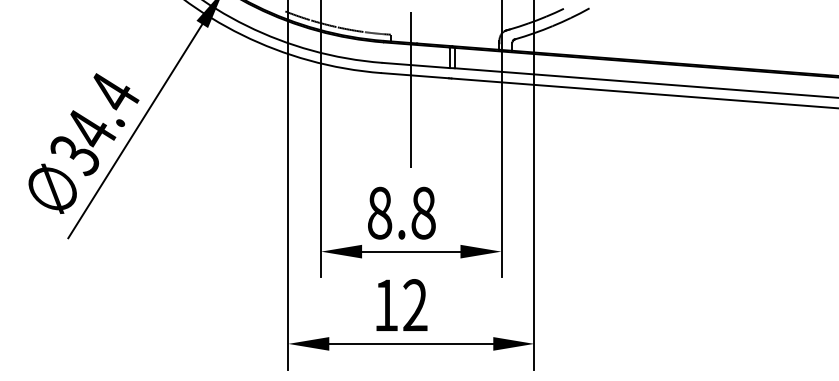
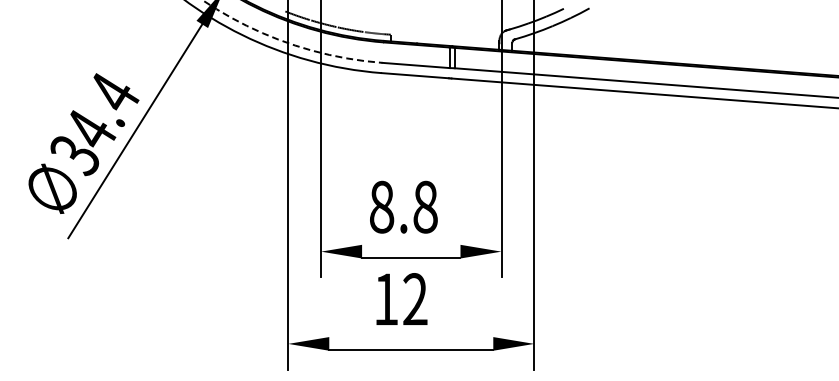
arc: solid -> dashed (288, 43)
line: present -> none (411, 84)
text position: (401, 212) -> (403, 206) (403, 206)
line position: (411, 251) -> (411, 257) (411, 257)
text position: (401, 304) -> (401, 298) (401, 298)
line position: (411, 343) -> (411, 349) (411, 349)
